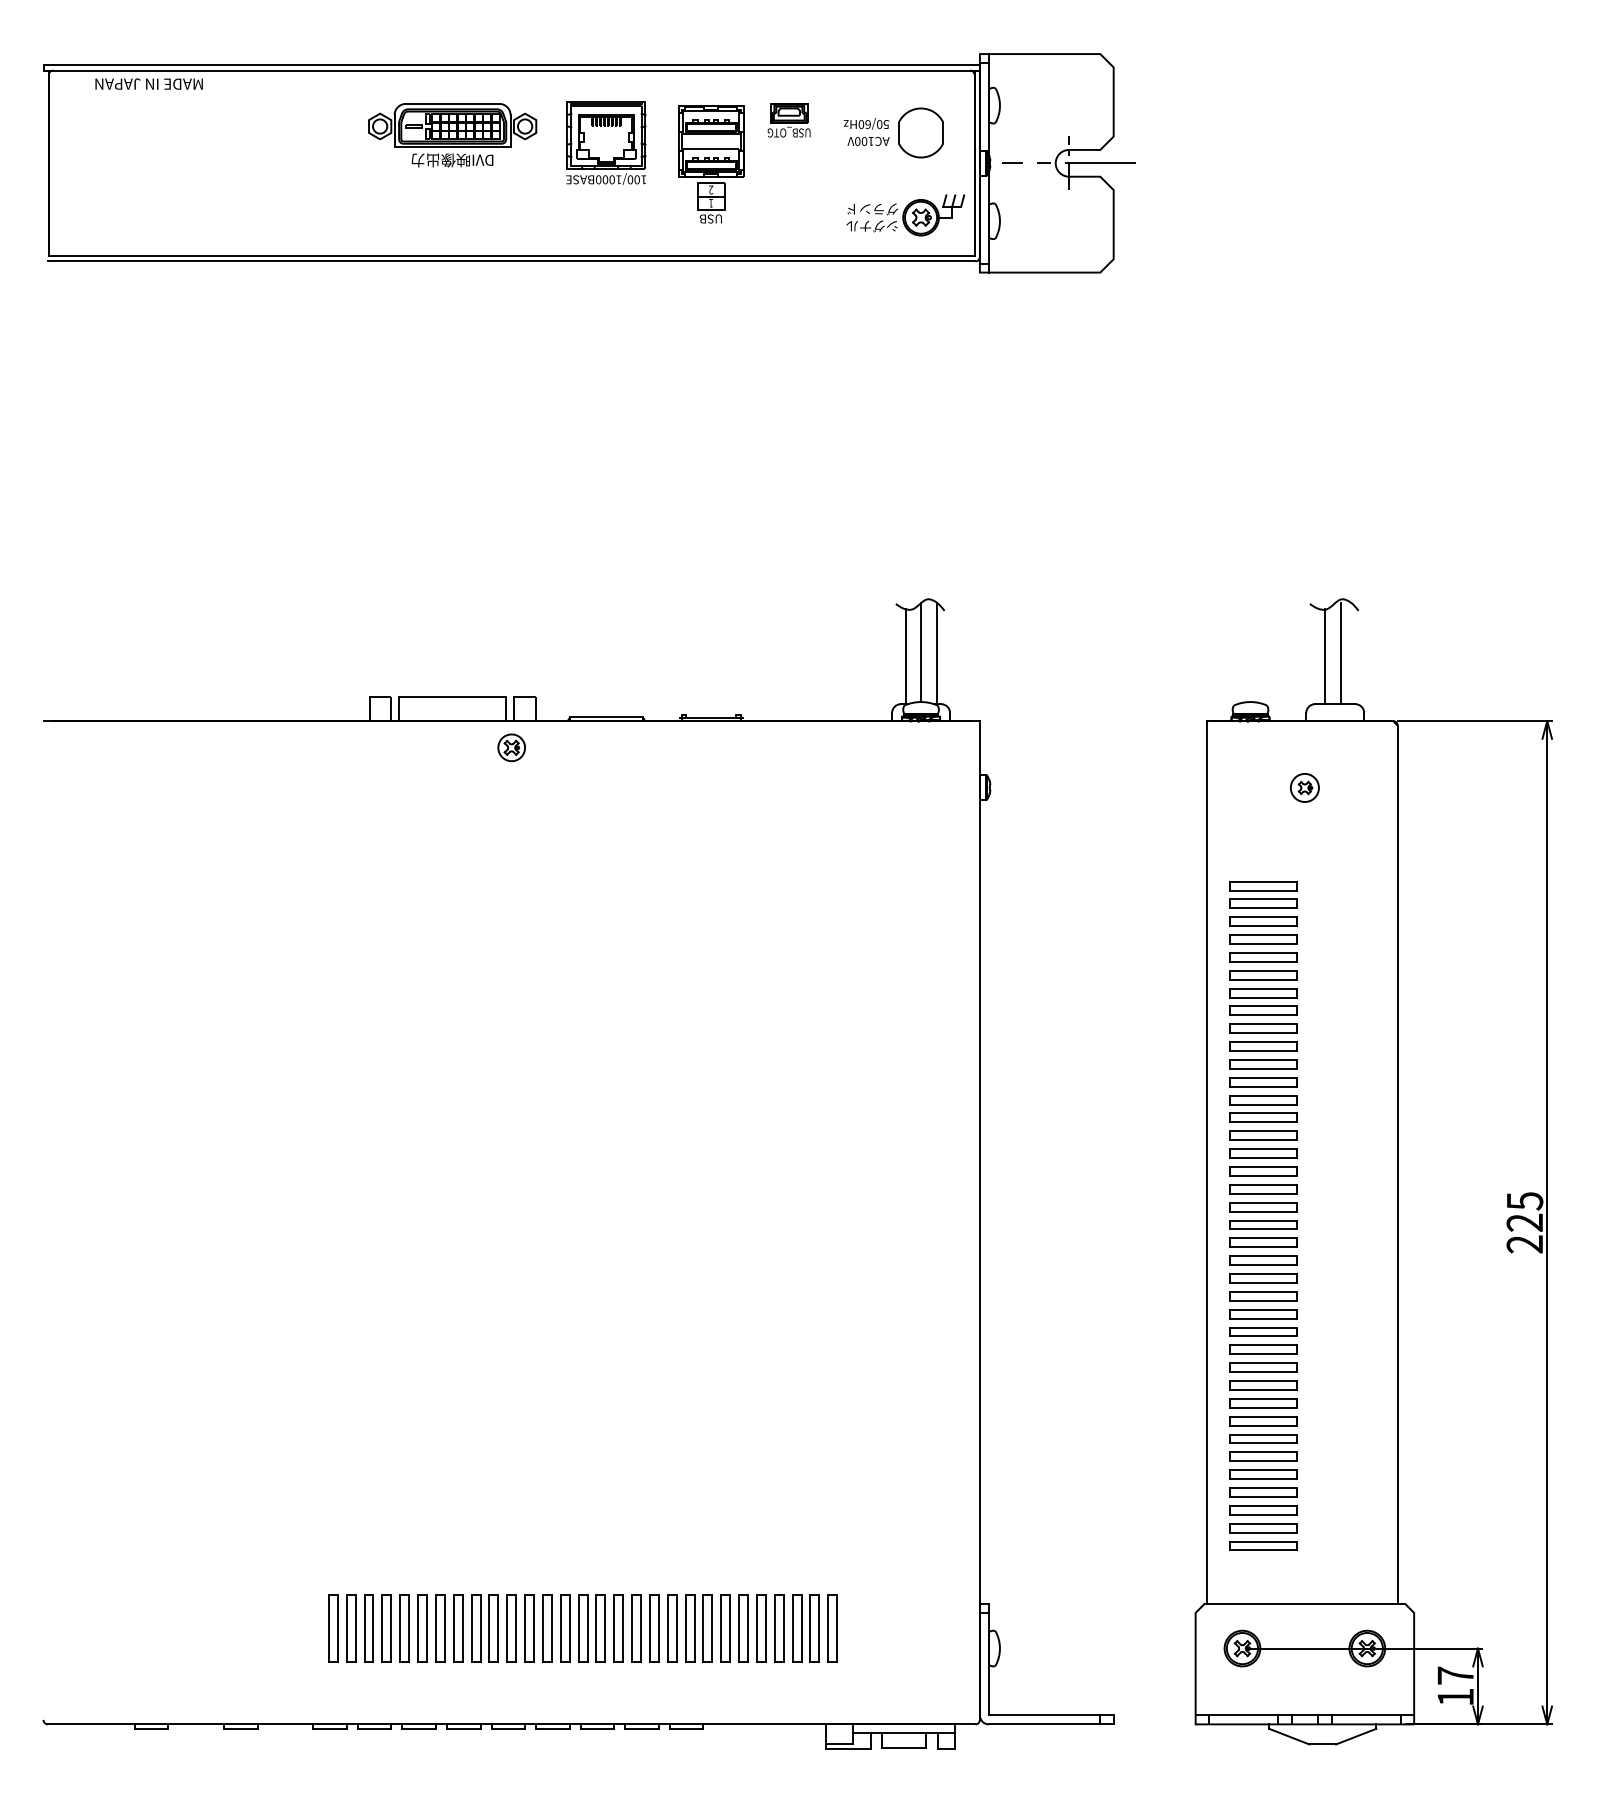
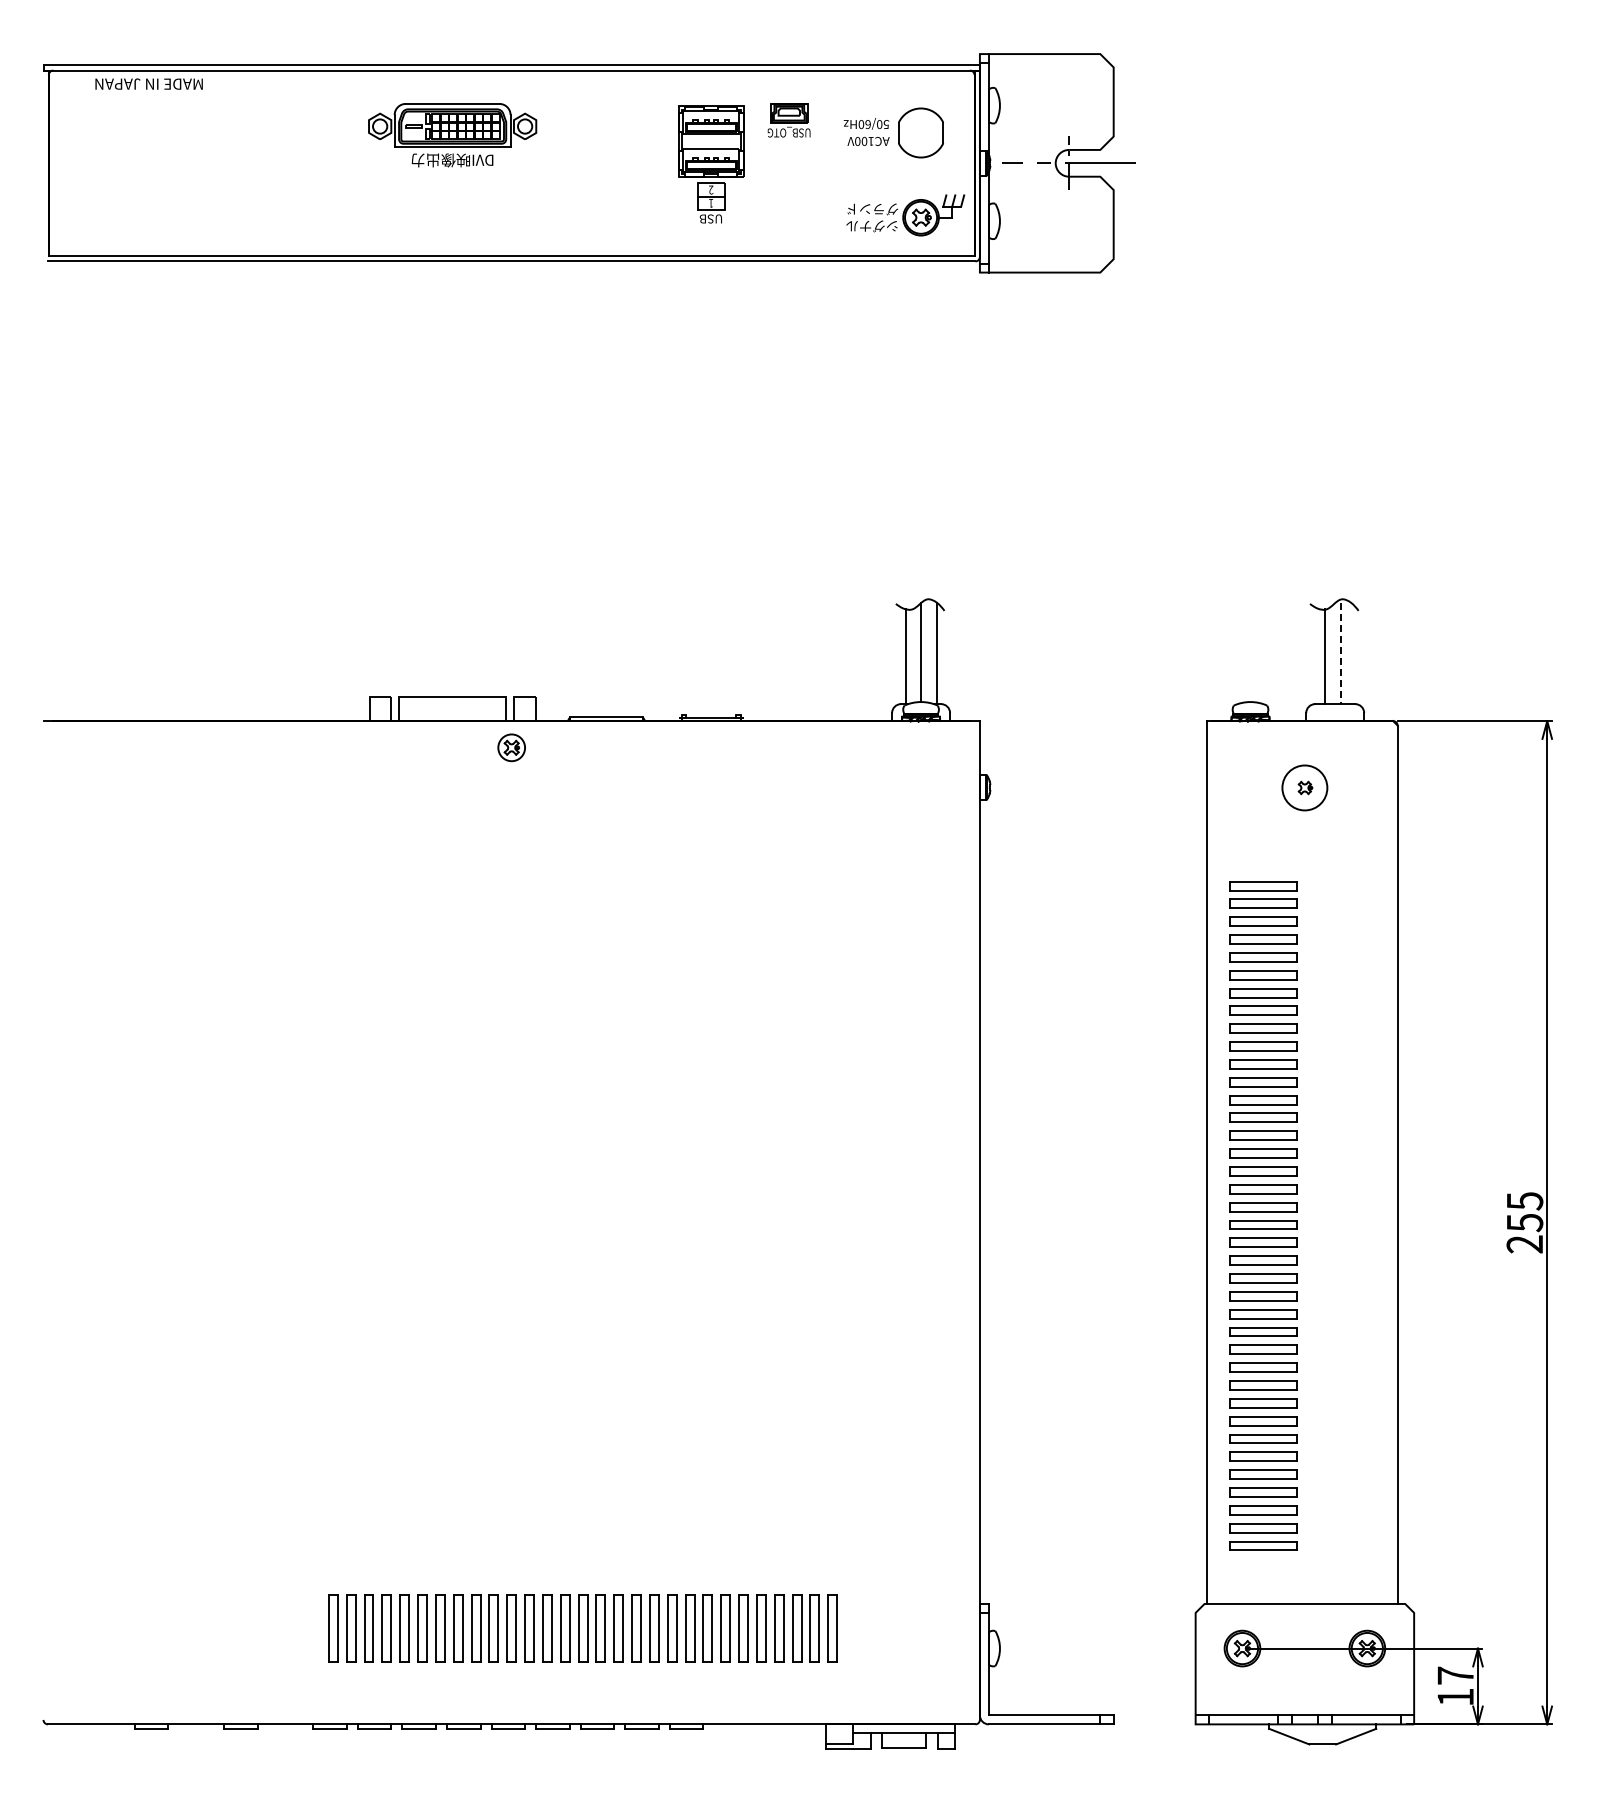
part: present -> none (606, 142)
line: solid -> dashed (1340, 653)
circle diameter: 28 px -> 45 px (1304, 787)
text: 225 -> 255 (1524, 1222)
